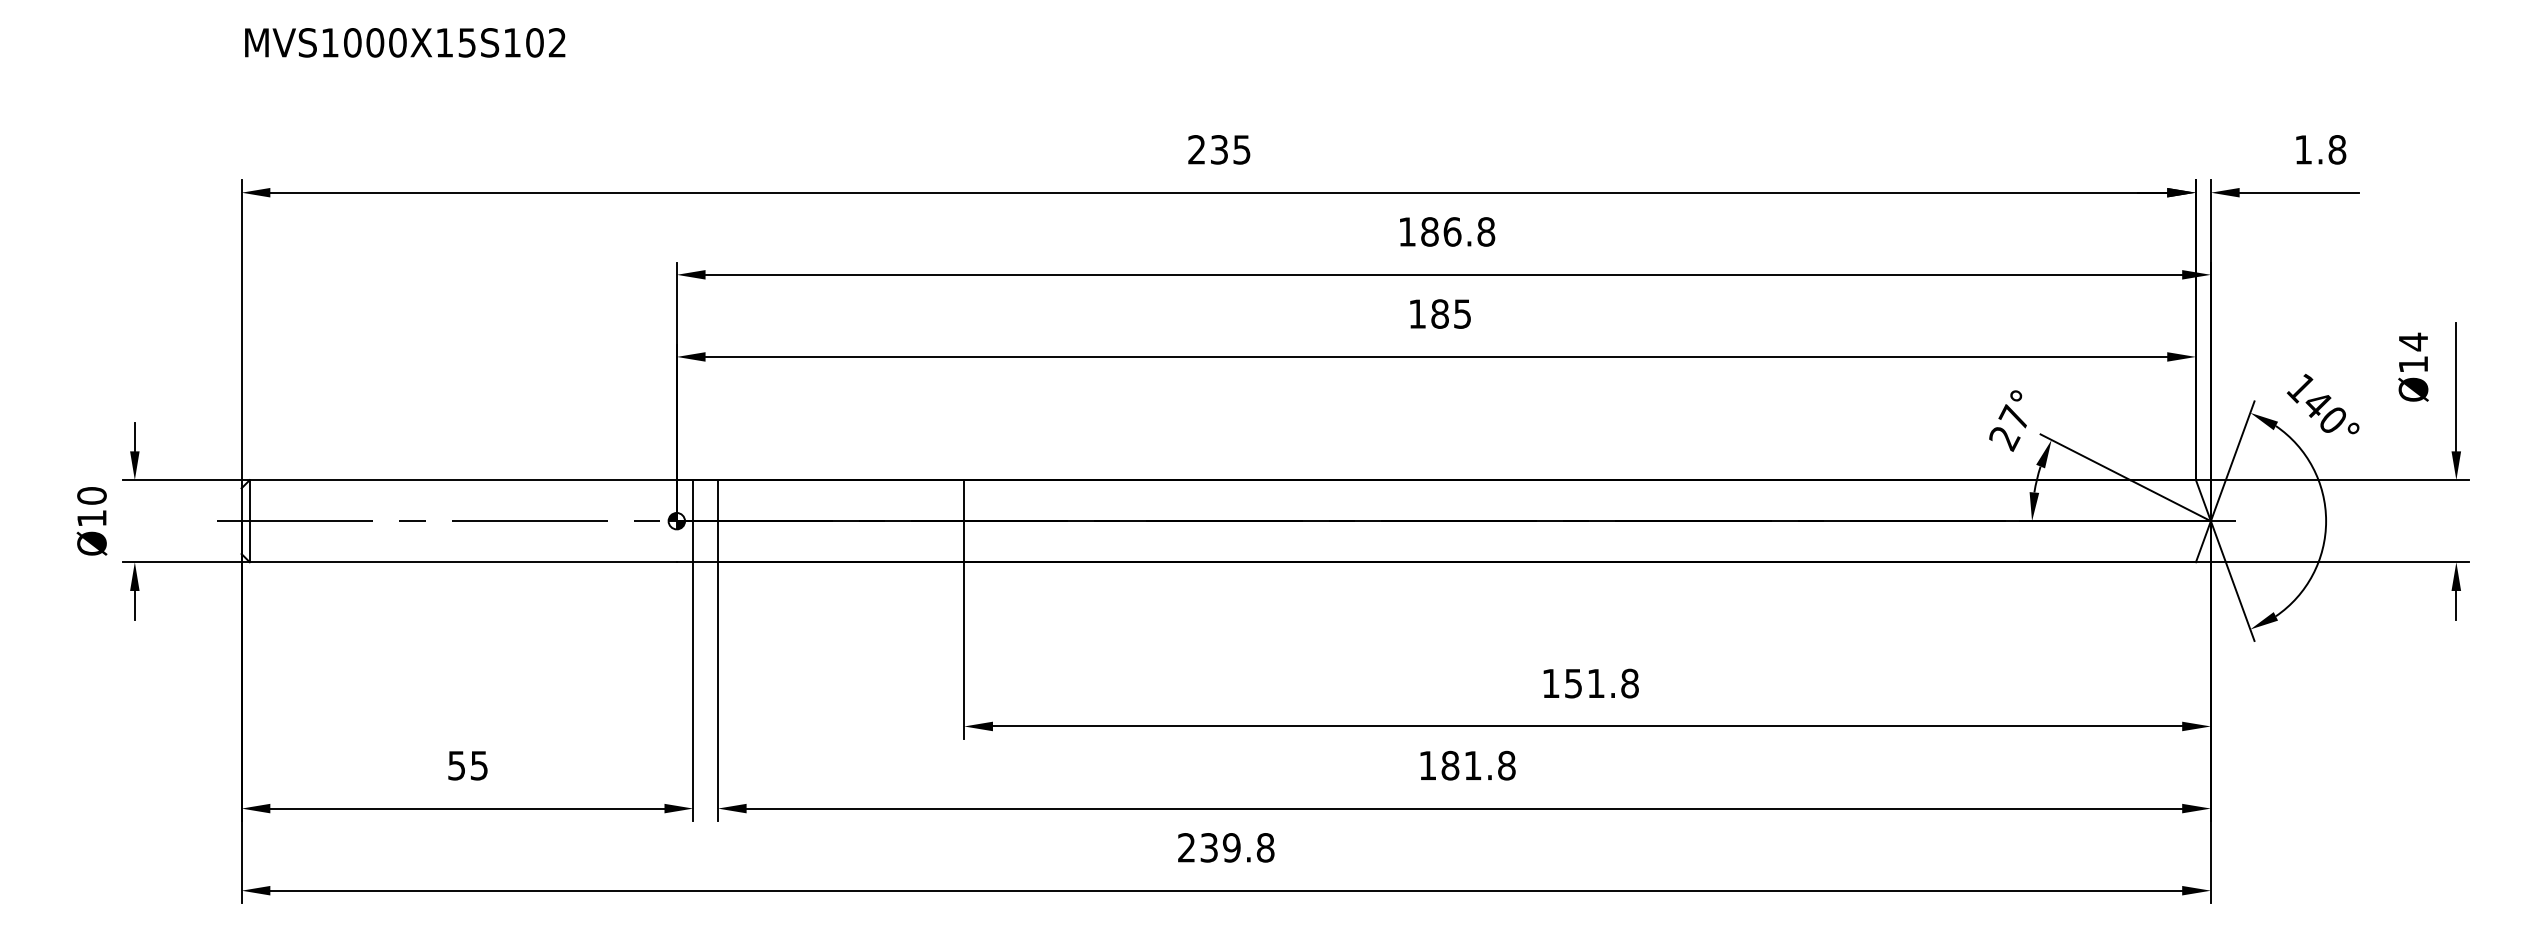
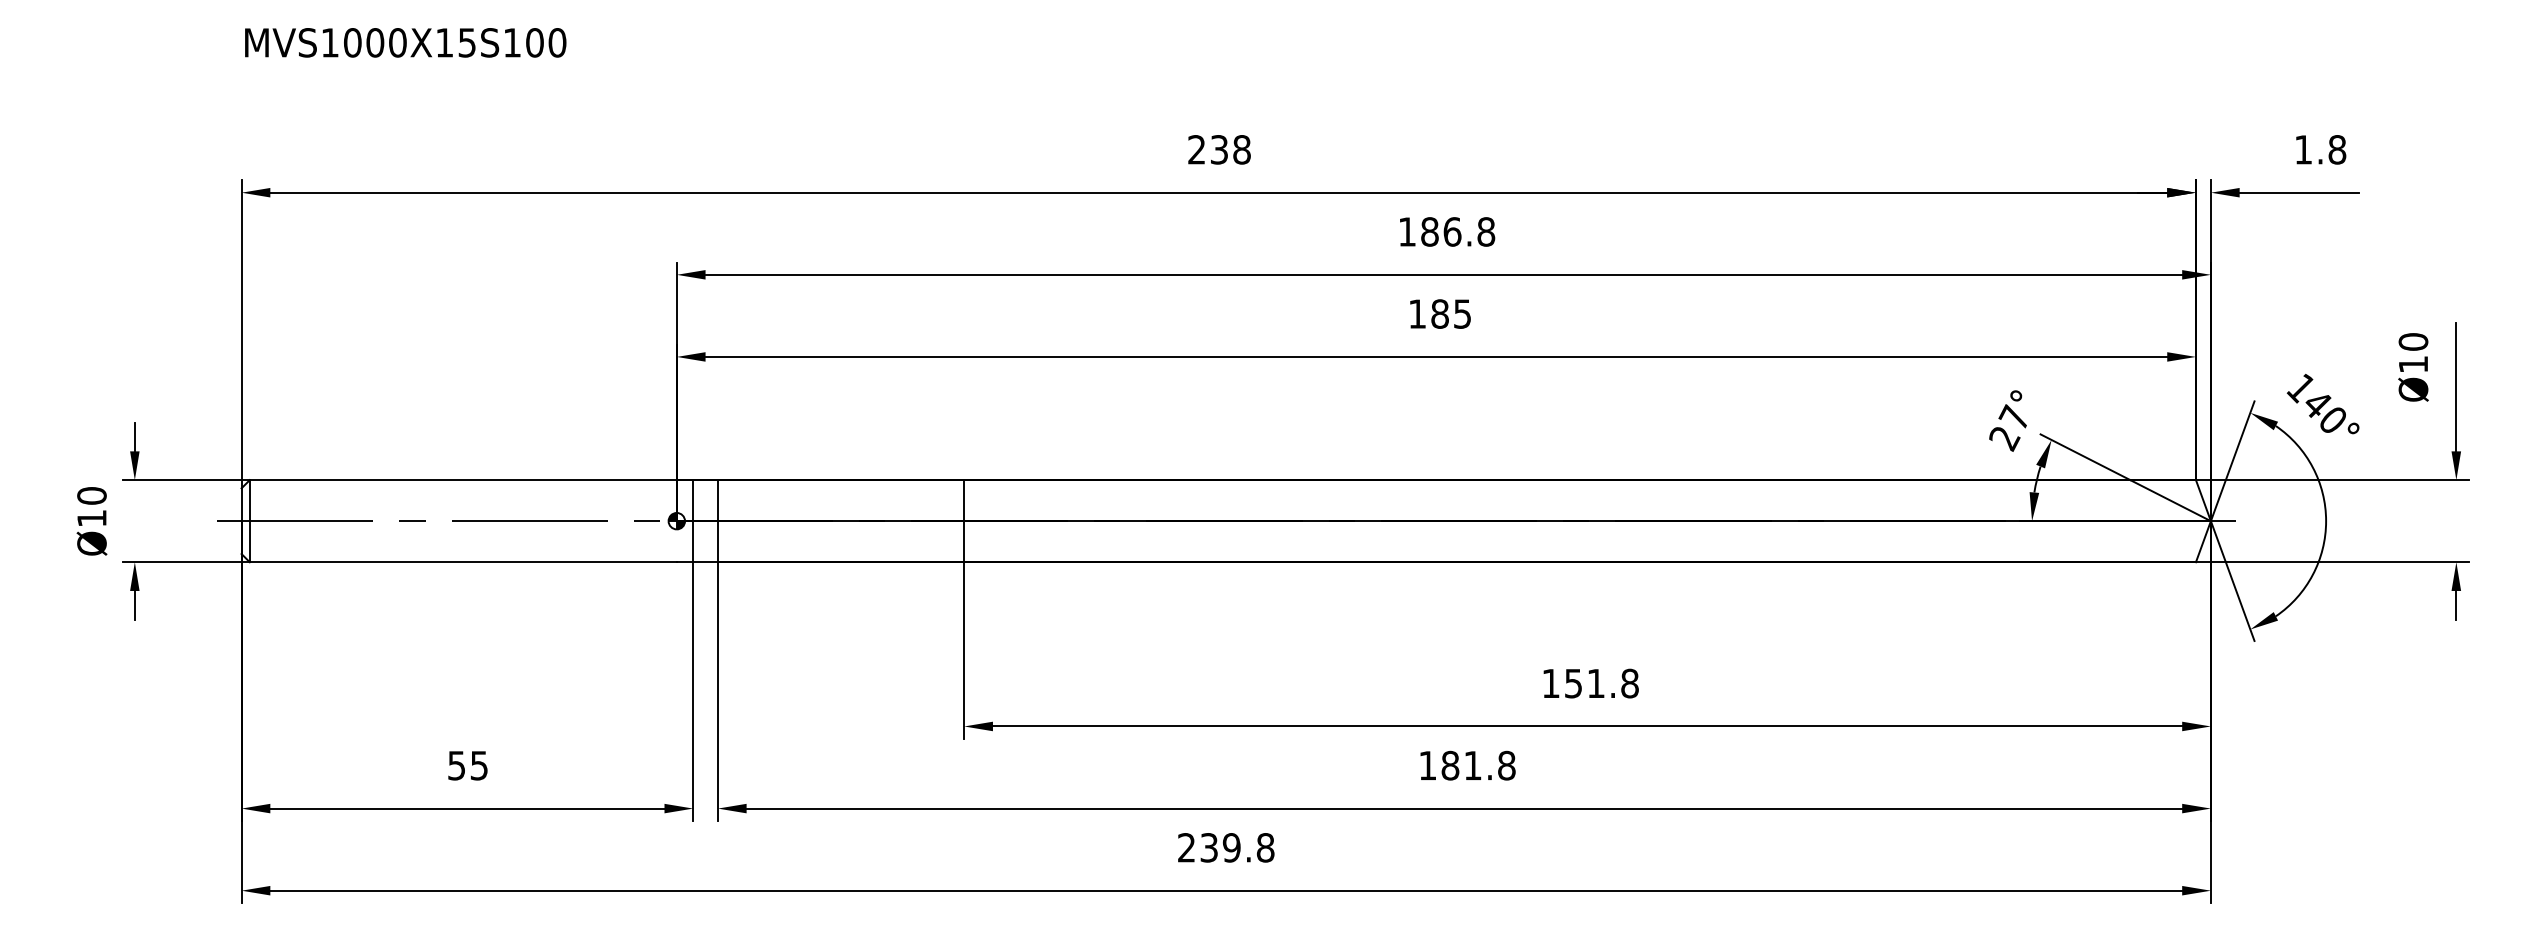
text: MVS1000X15S102 -> MVS1000X15S100 (557, 42)
text: 235 -> 238 (1241, 149)
text: Ø14 -> Ø10 (2413, 341)
